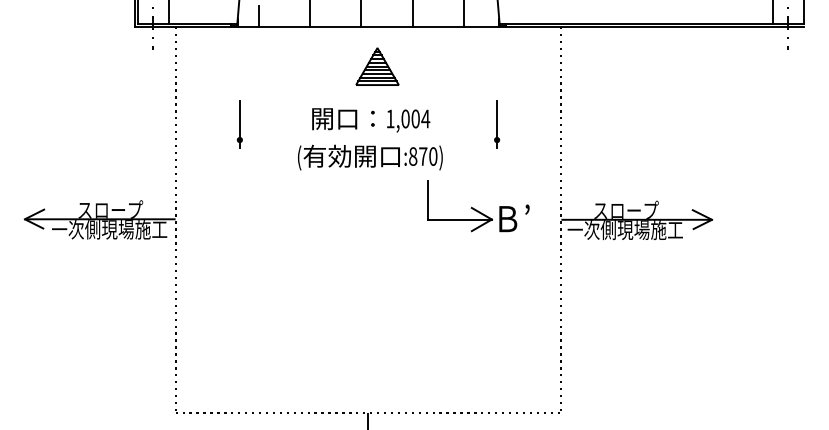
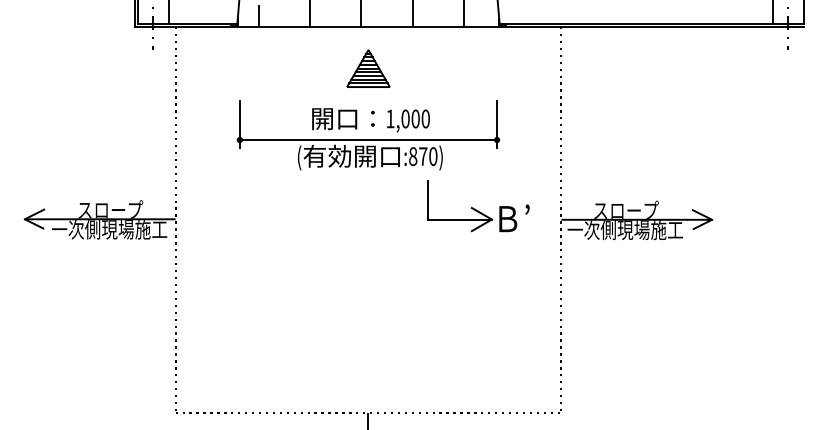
part position: (377, 66) -> (368, 68) (368, 68)
text: 1,004 -> 1,000 (425, 118)
line: none -> present (368, 140)
